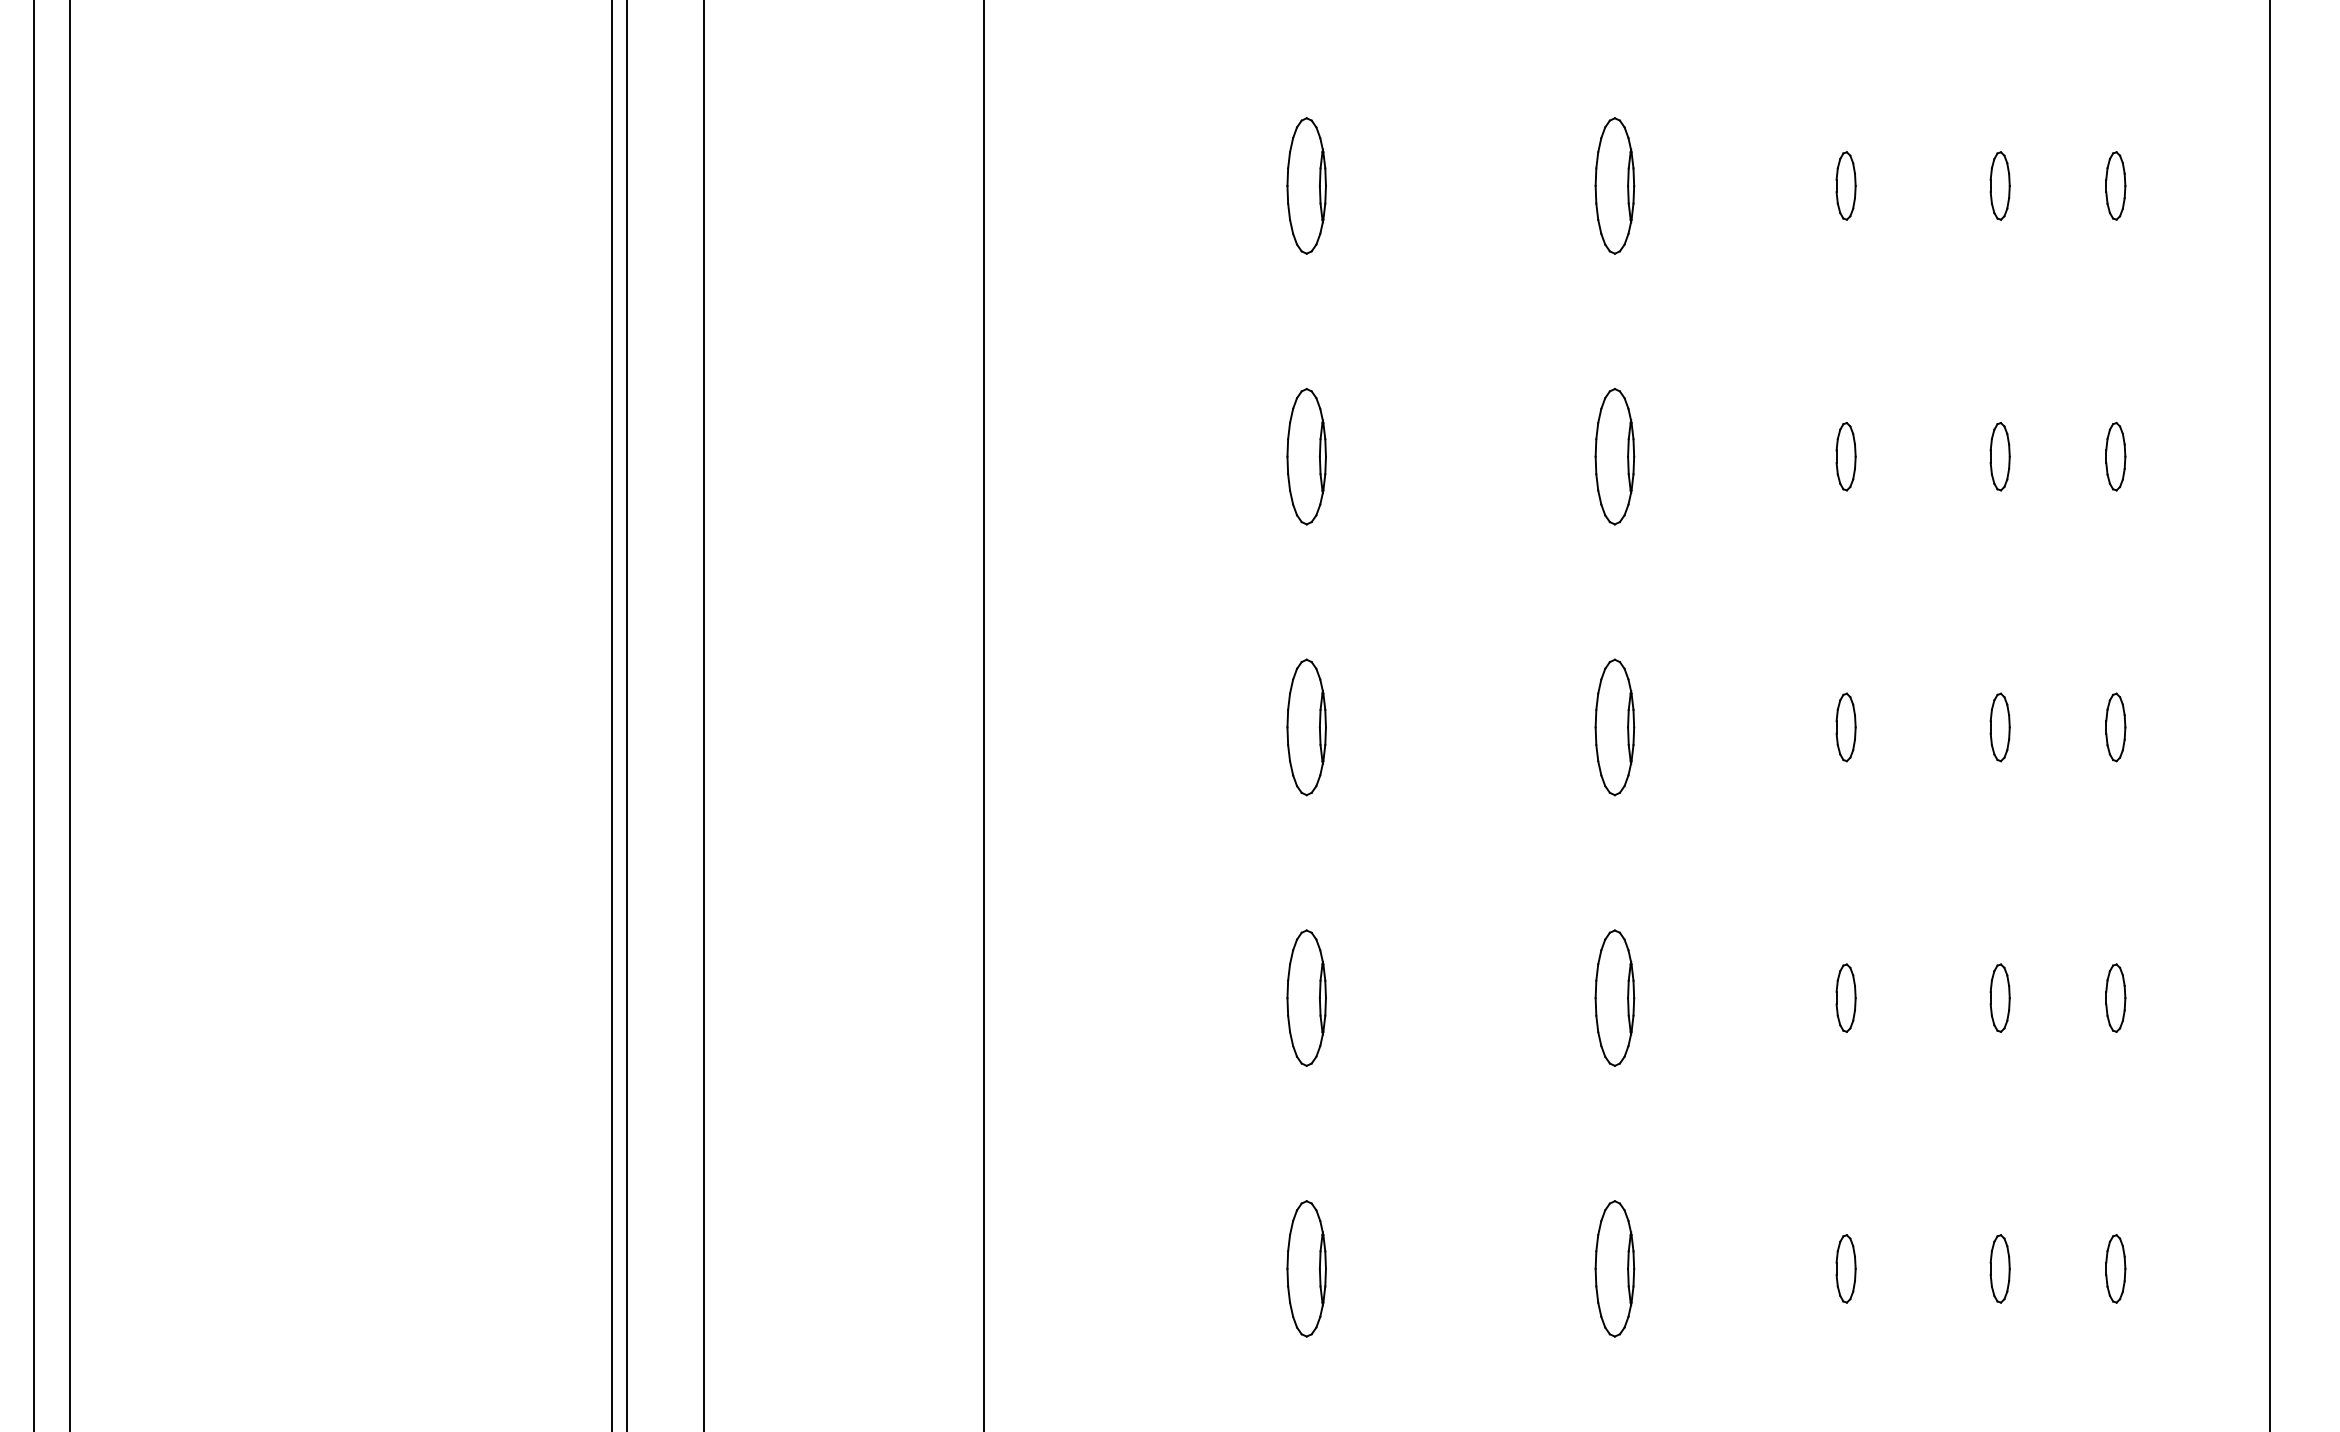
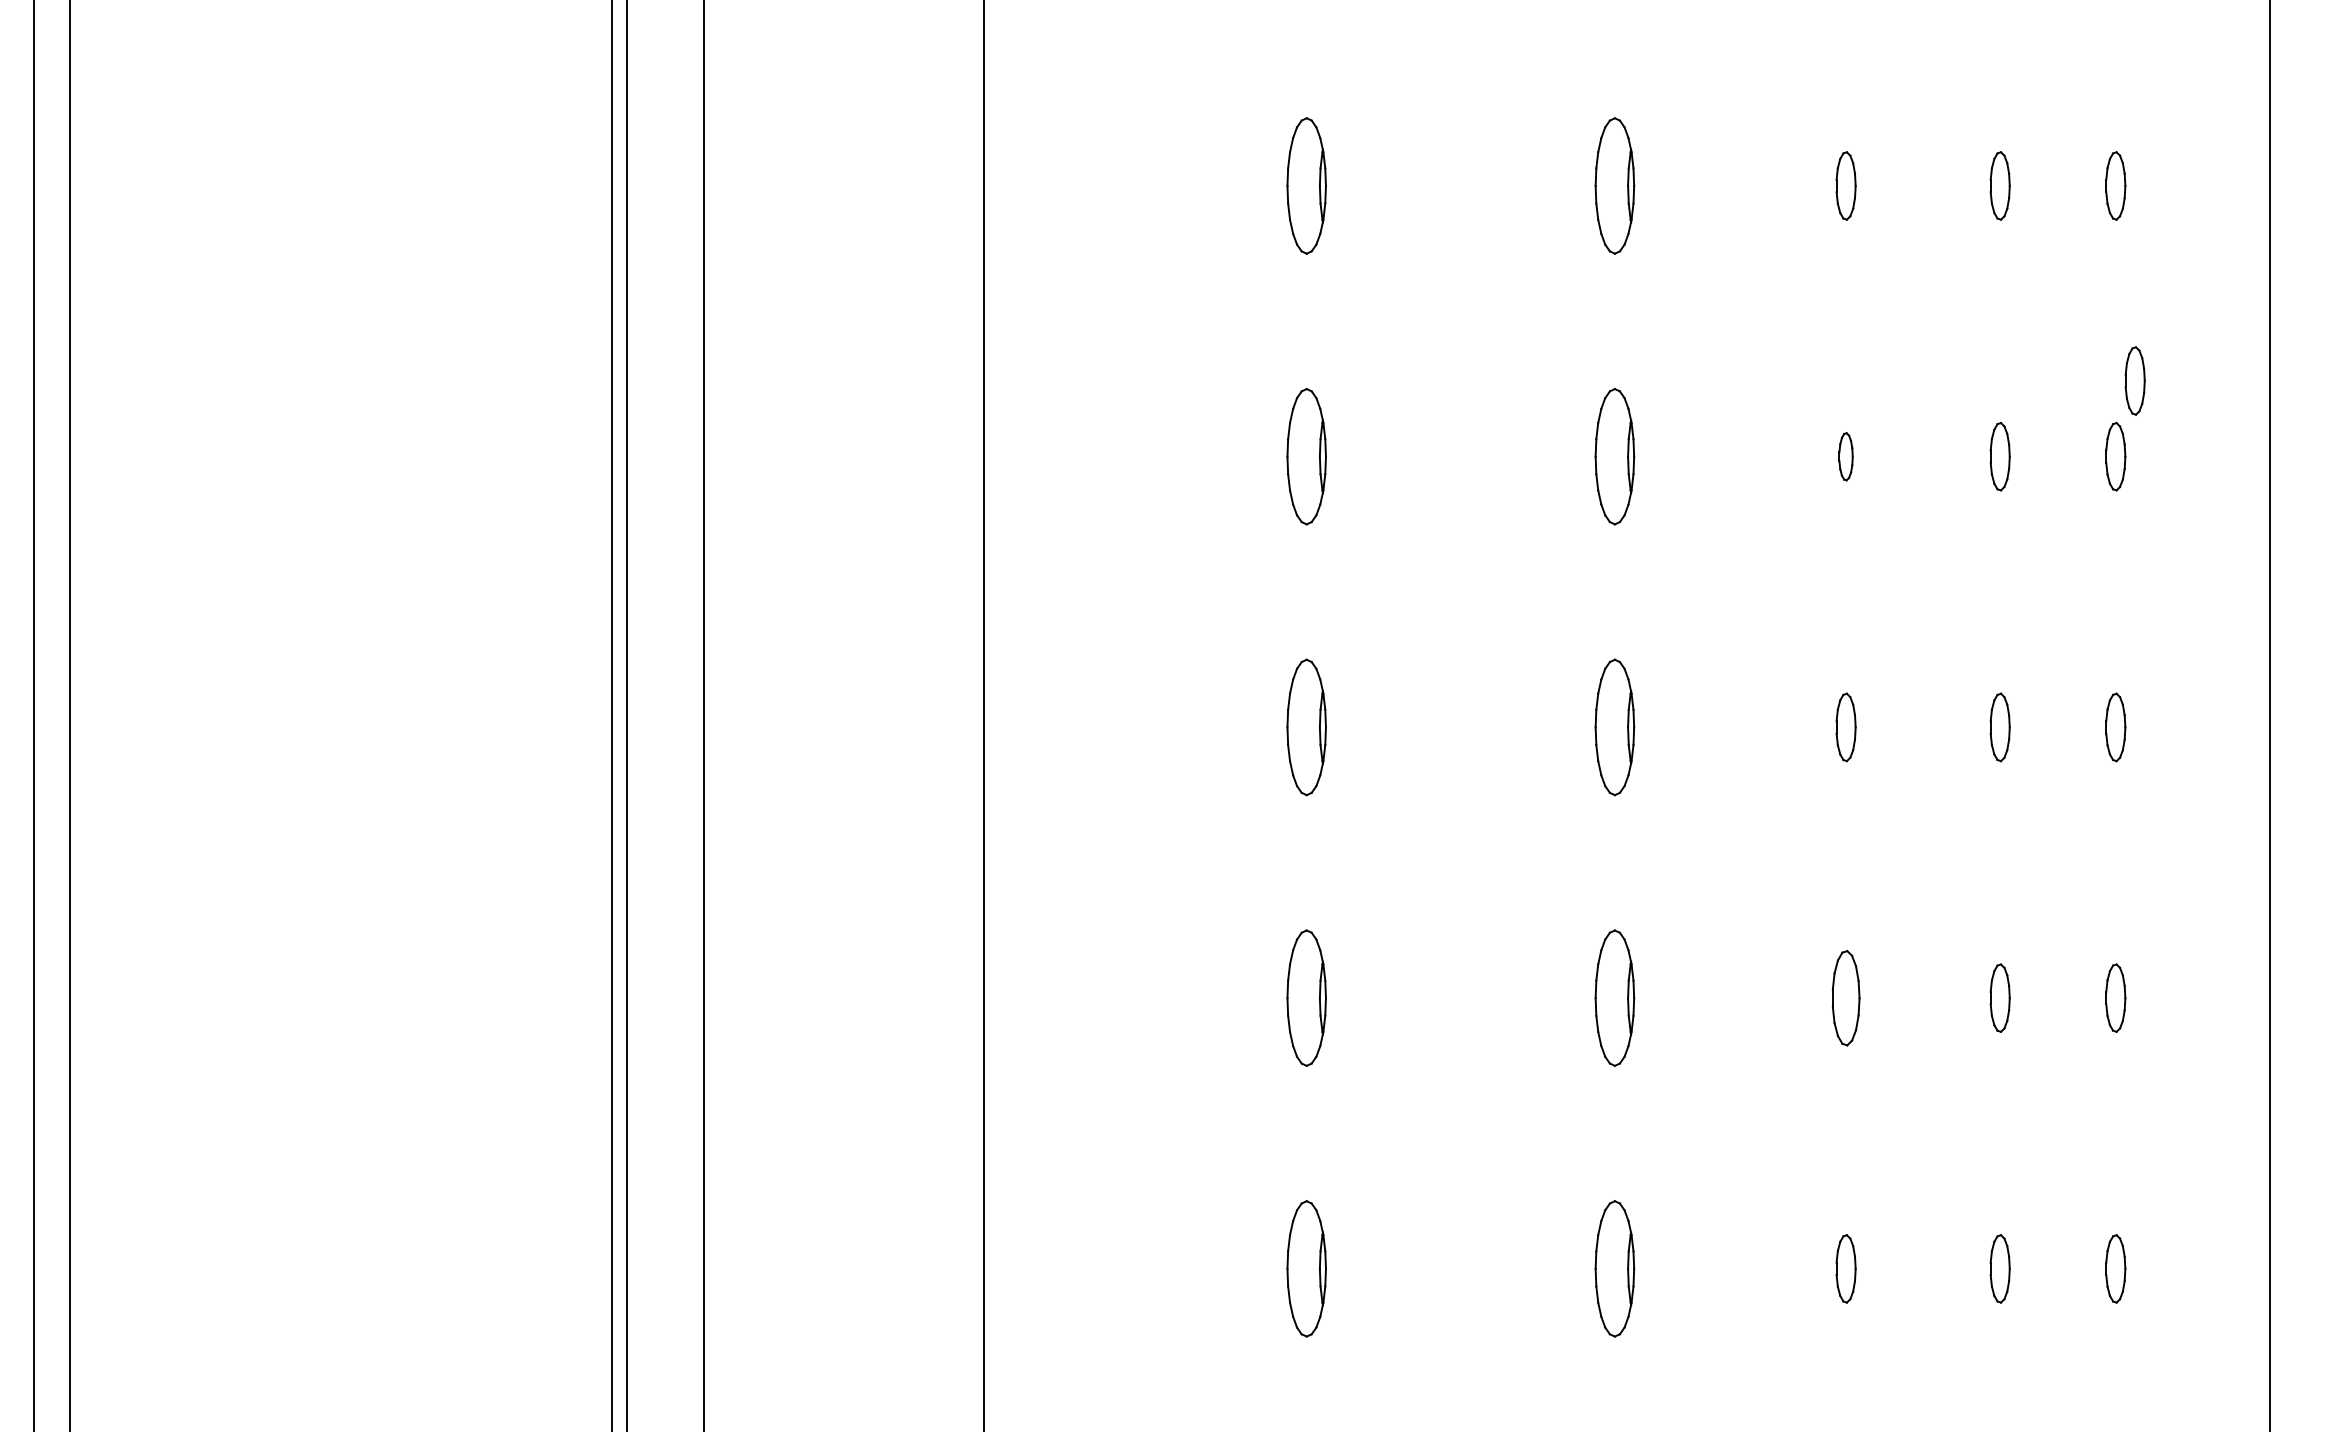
part: none -> present (2134, 380)
part size: 22x70 px -> 16x50 px (1845, 456)
part size: 22x70 px -> 30x97 px (1845, 998)
